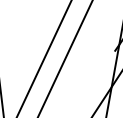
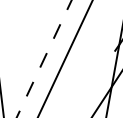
line: solid -> dashed (44, 58)
